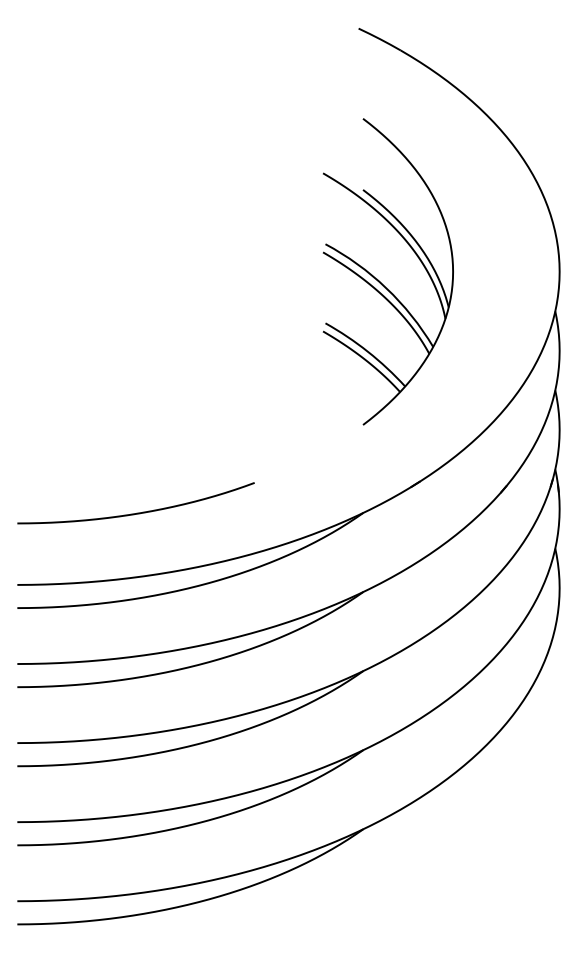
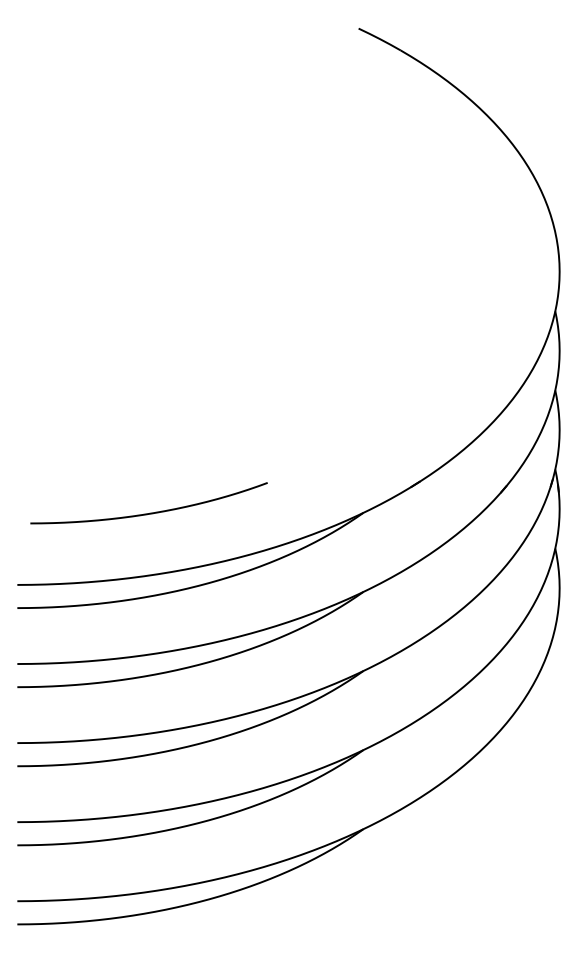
part: present -> none (378, 279)
curve position: (136, 512) -> (149, 512) (149, 512)
